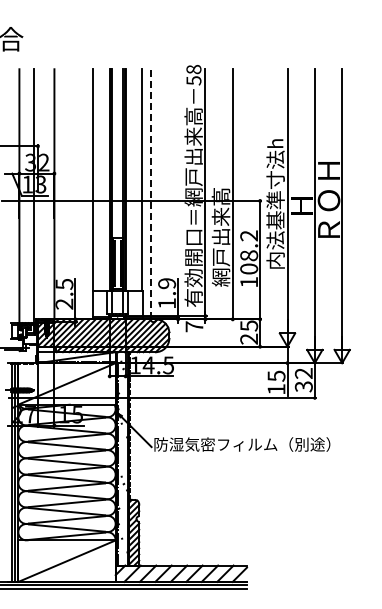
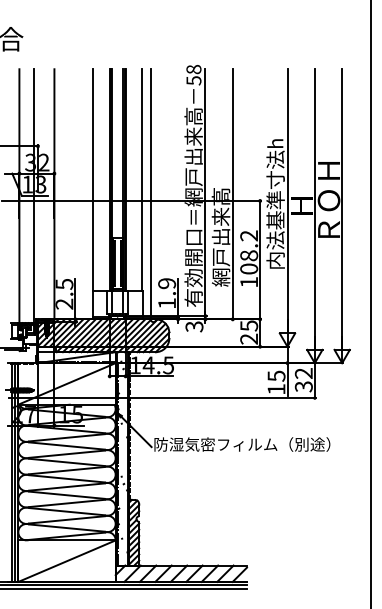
line: dashed -> solid (150, 193)
line: none -> present (370, 303)
text: 7 -> 3 (194, 326)
